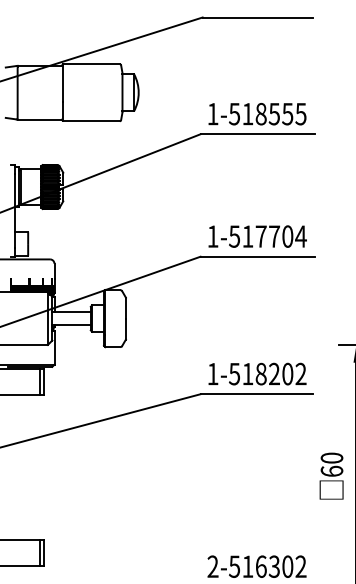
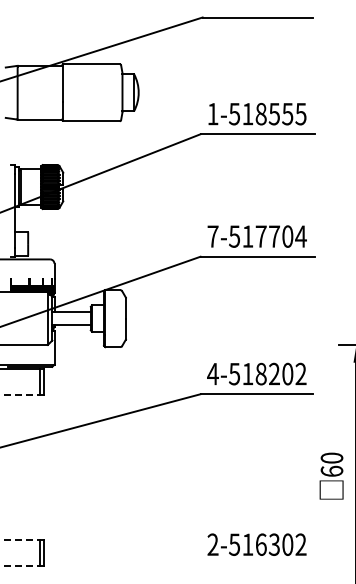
text: 1-517704 -> 7-517704 (212, 236)
text: 1-518202 -> 4-518202 (212, 374)
line: solid -> dashed (20, 395)
line: solid -> dashed (20, 540)
line: solid -> dashed (20, 566)
text position: (256, 566) -> (256, 544) (256, 544)
